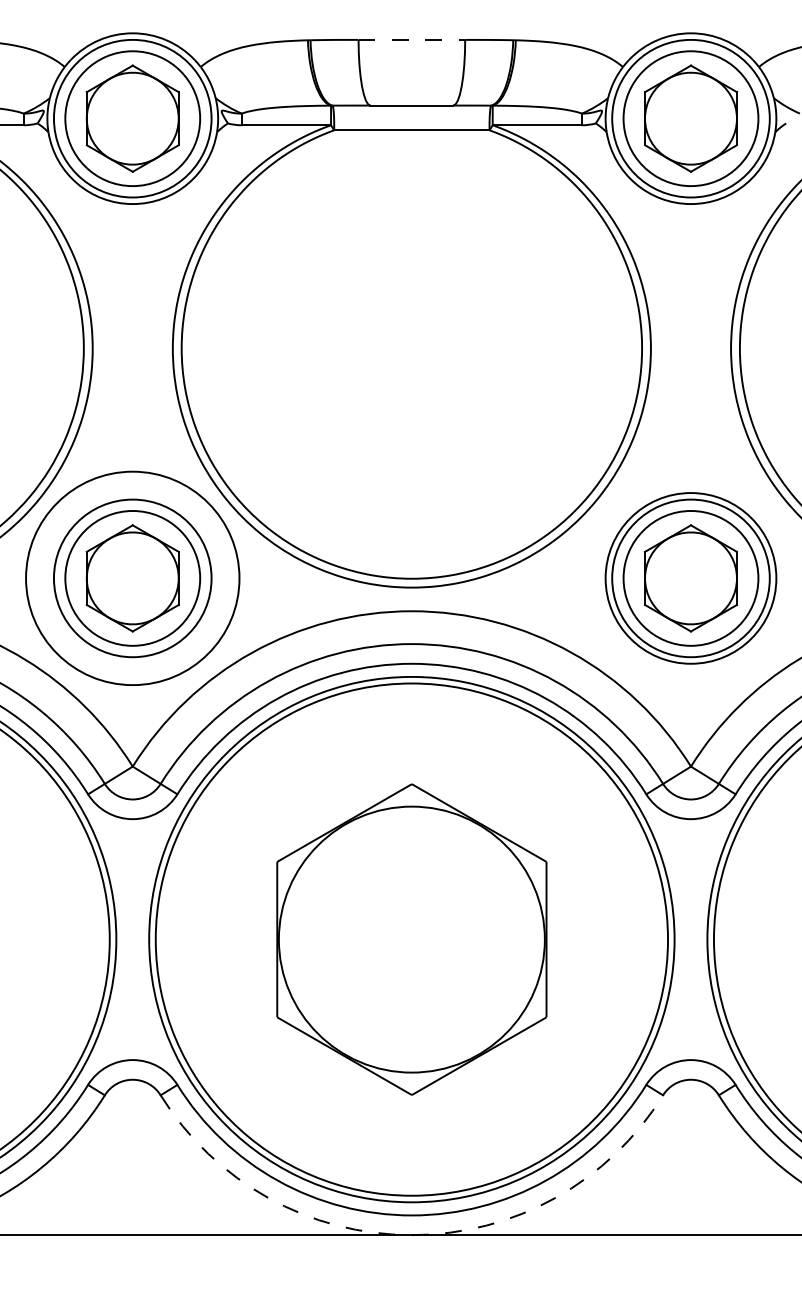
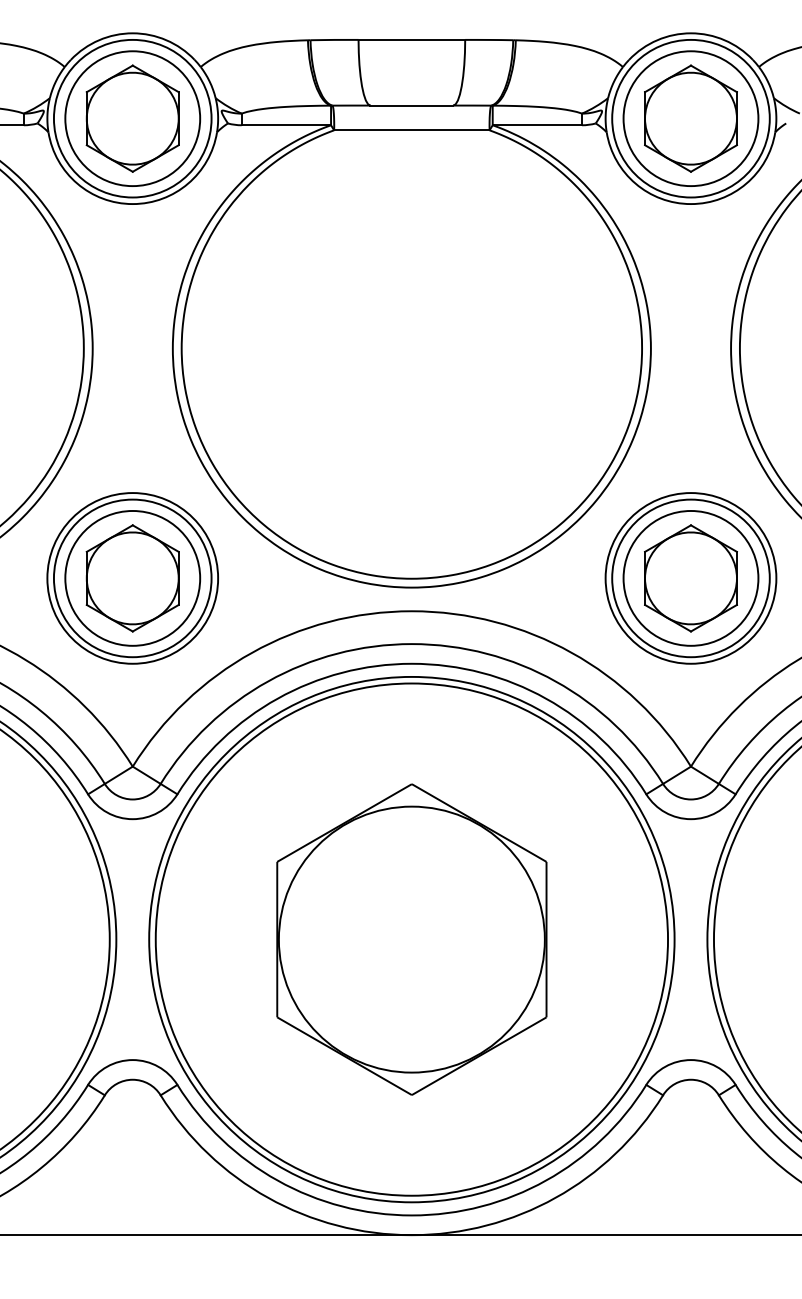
line: dashed -> solid (412, 39)
circle diameter: 213 px -> 171 px (132, 578)
arc: dashed -> solid (411, 1235)
